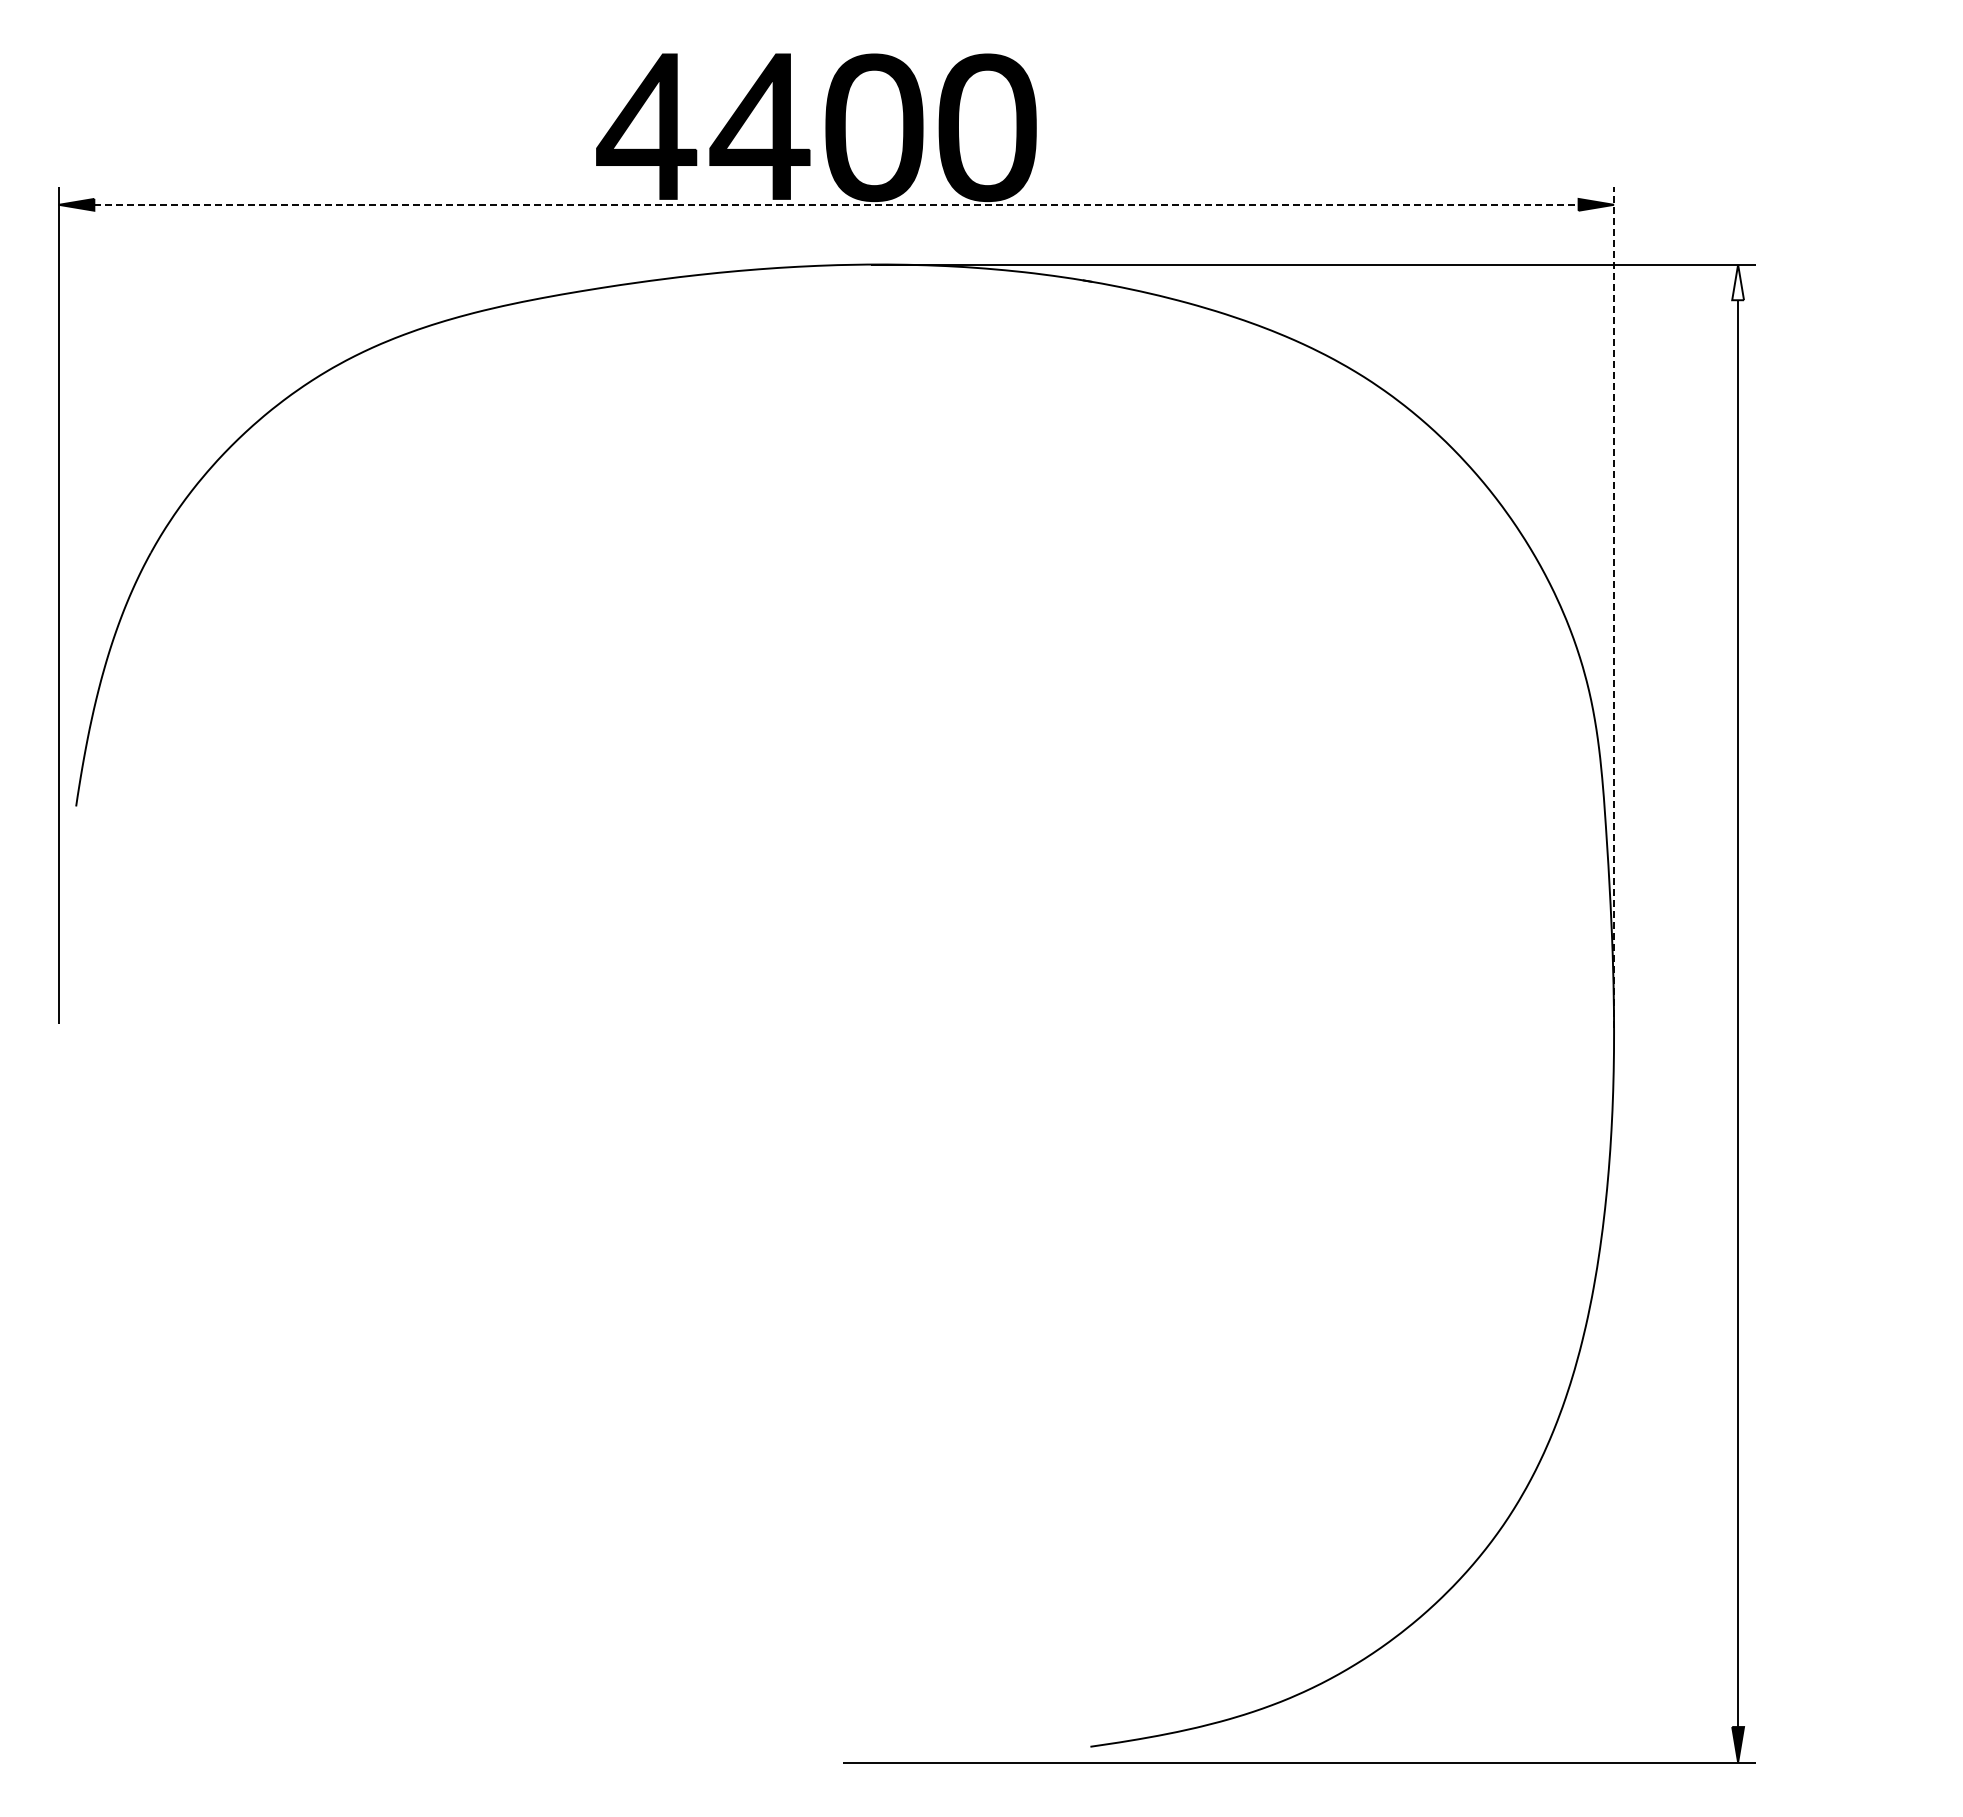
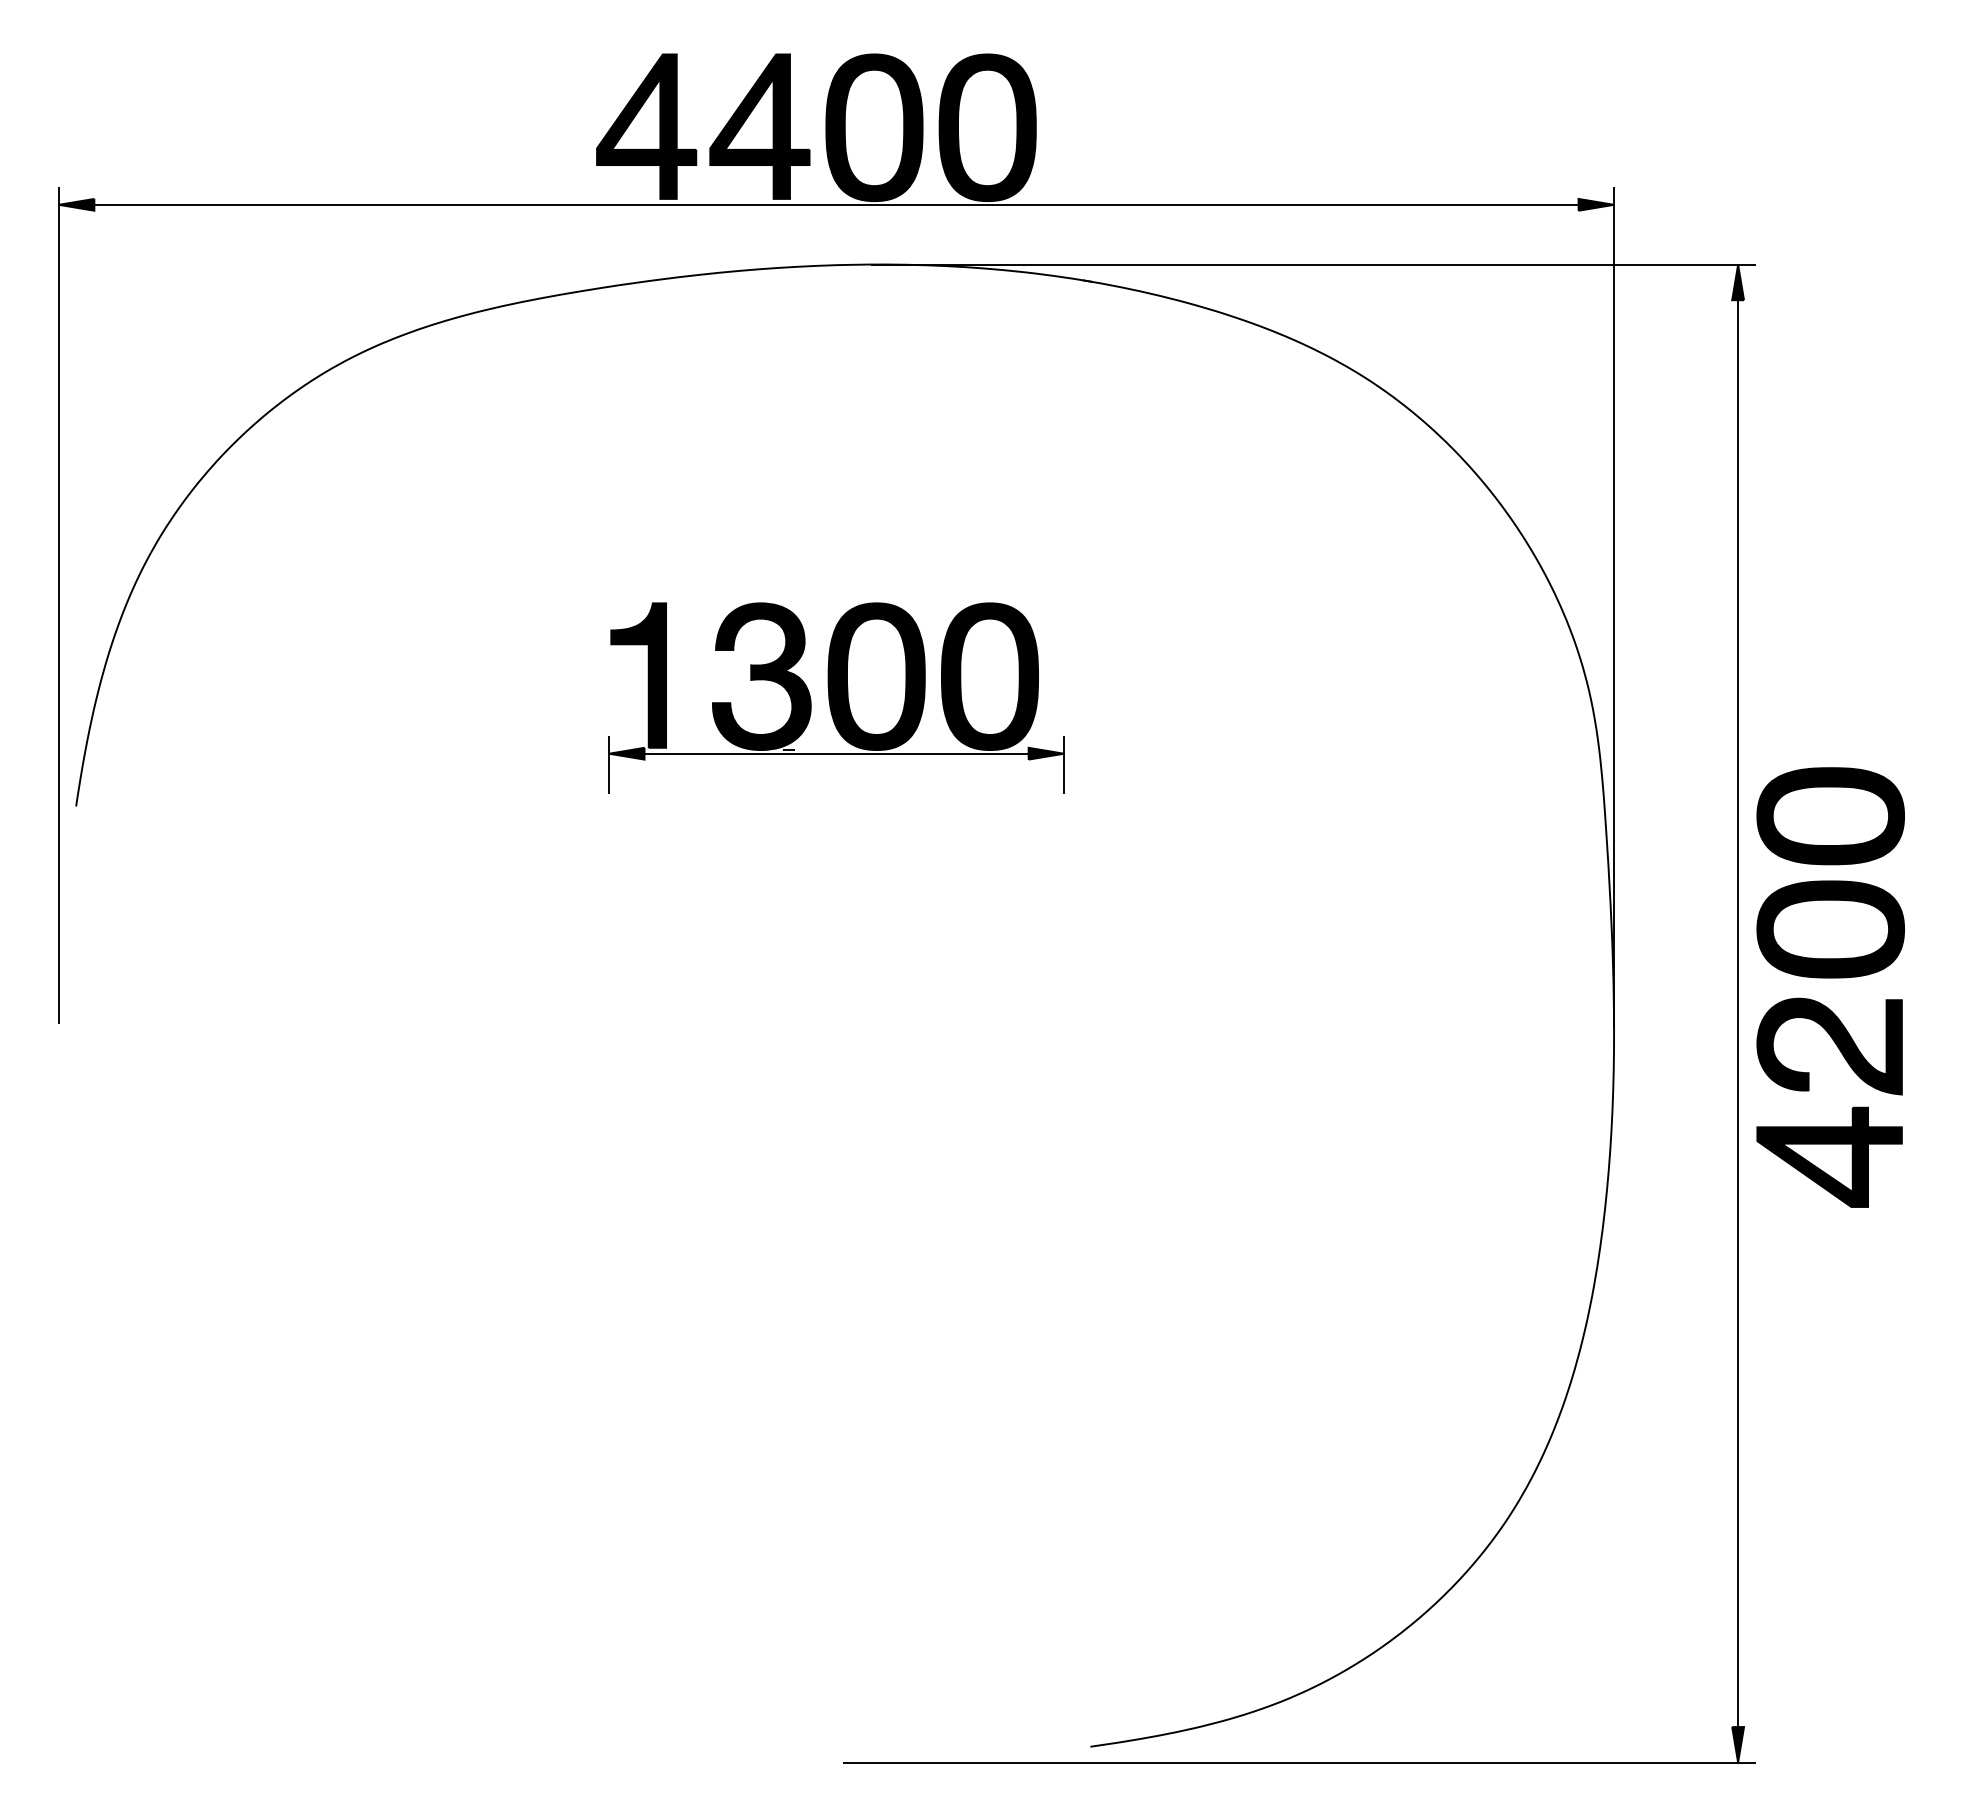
line: dashed -> solid (836, 204)
fill: none -> present (1738, 282)
line: dashed -> solid (1614, 606)
part: none -> present (836, 697)
part: none -> present (1830, 978)
